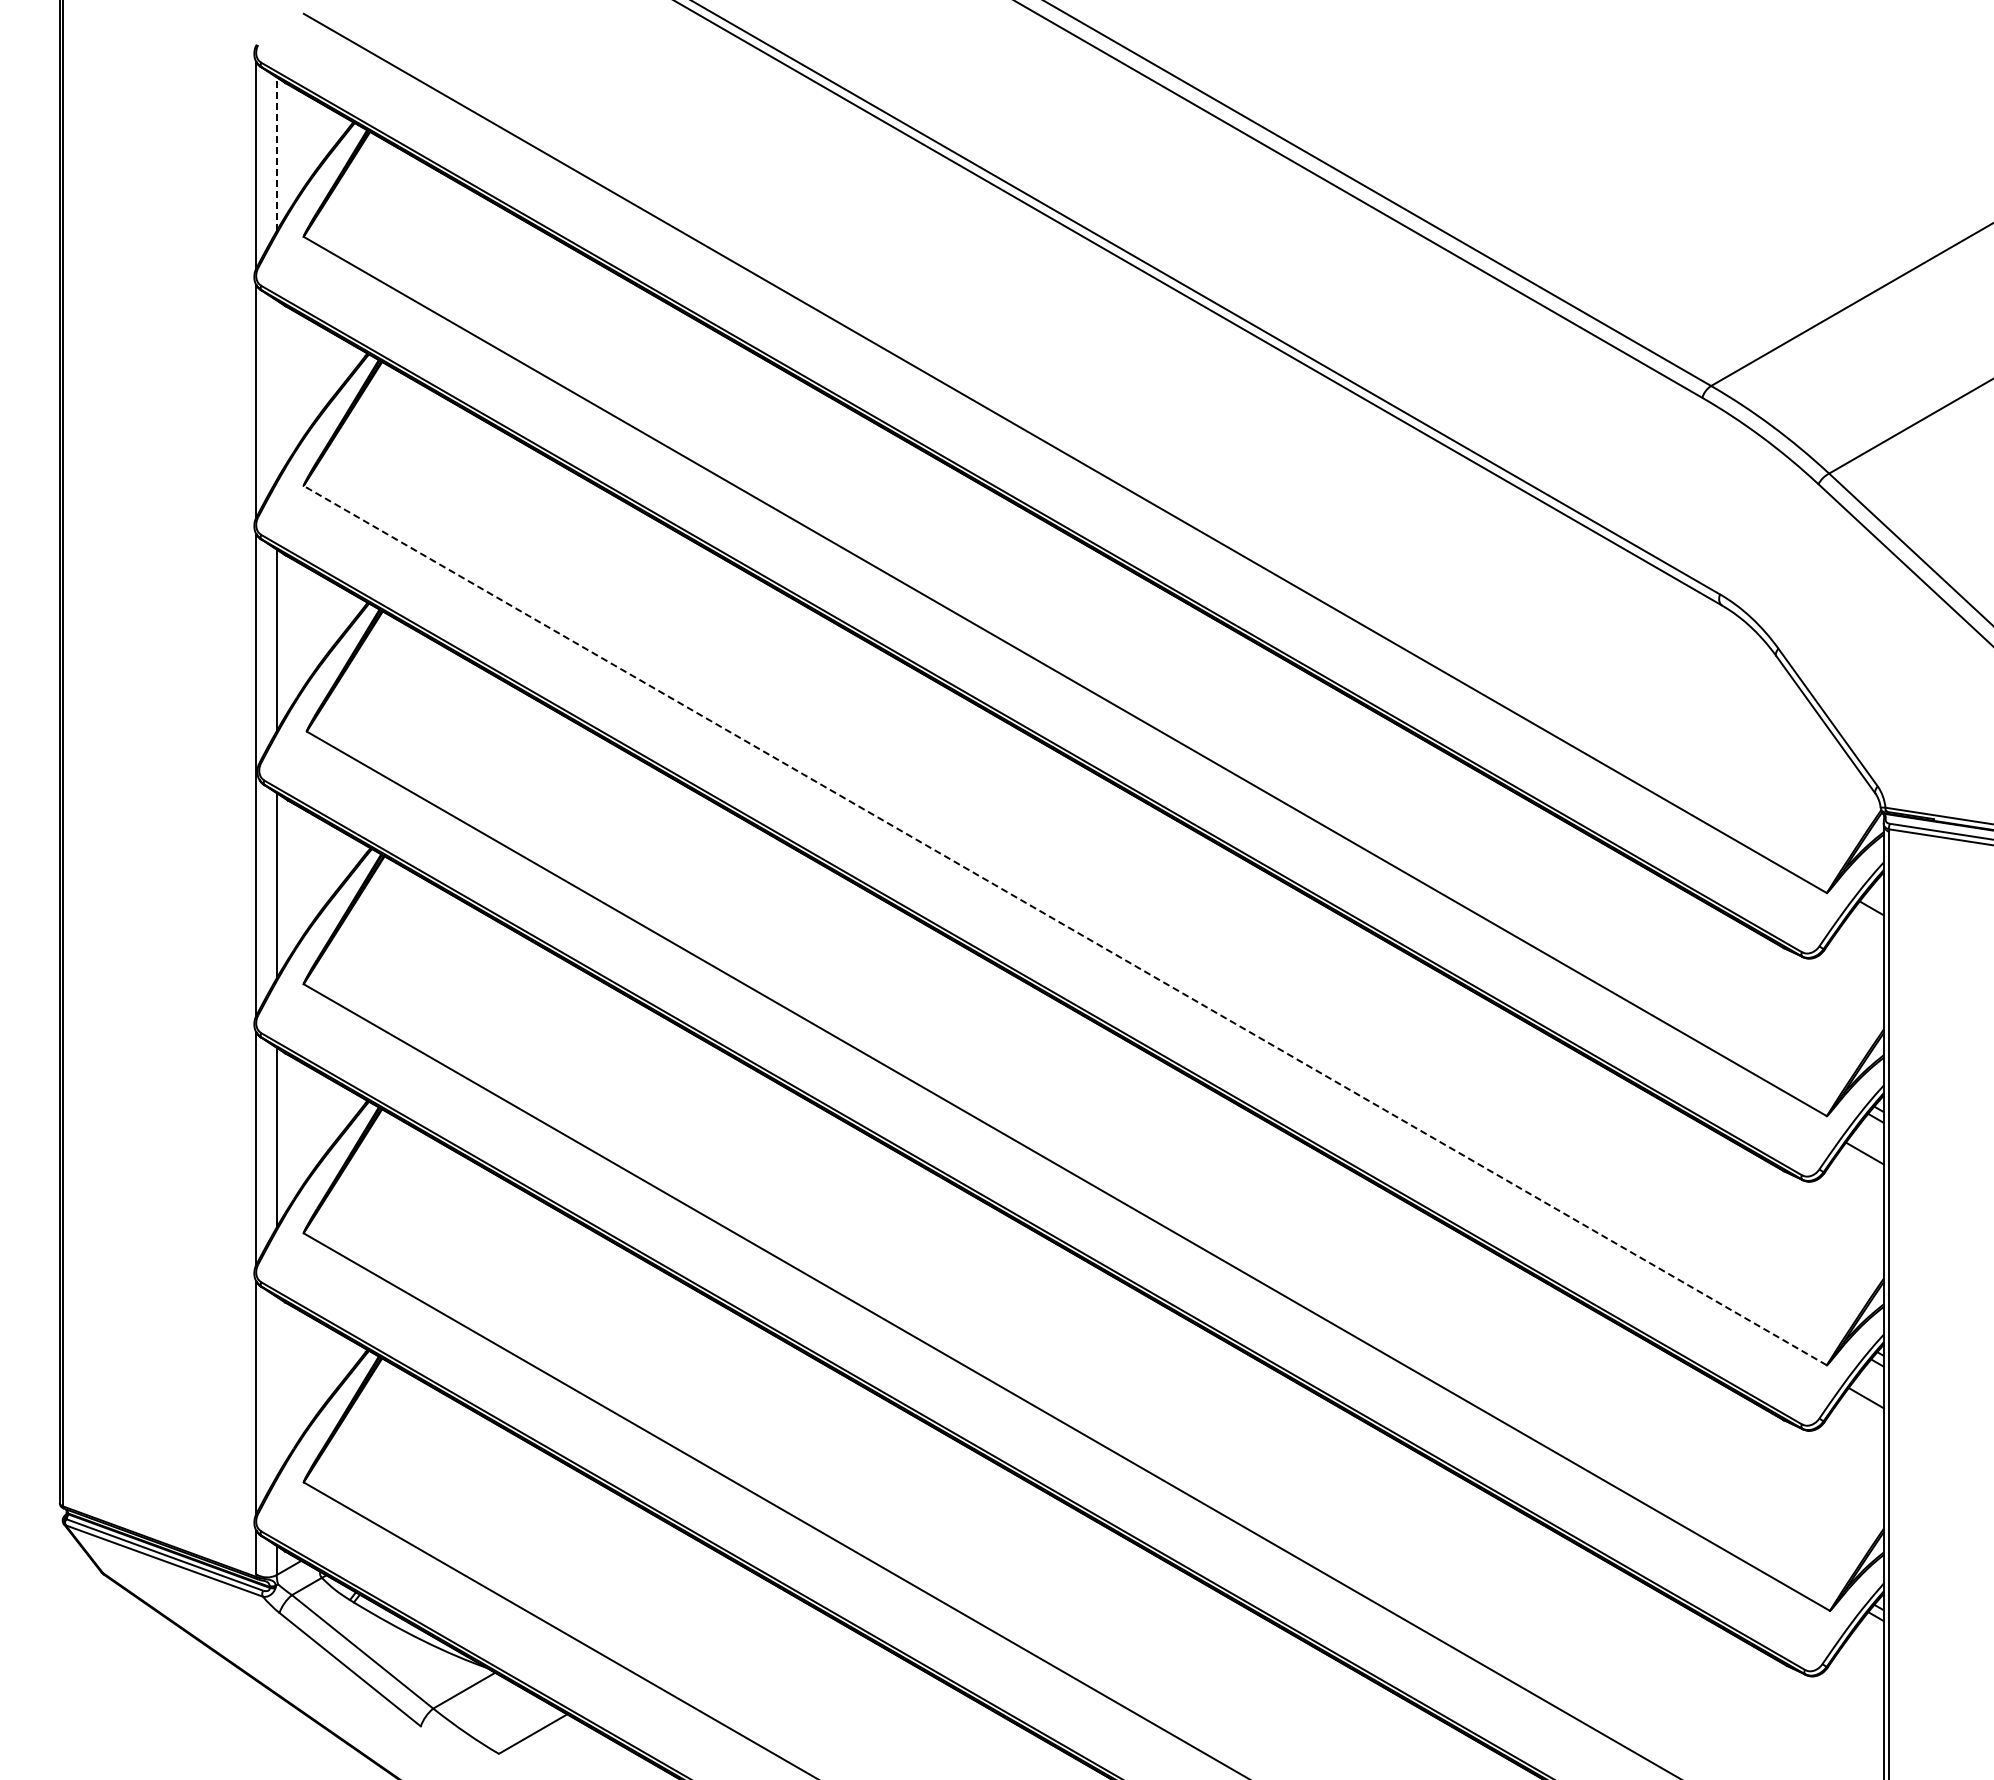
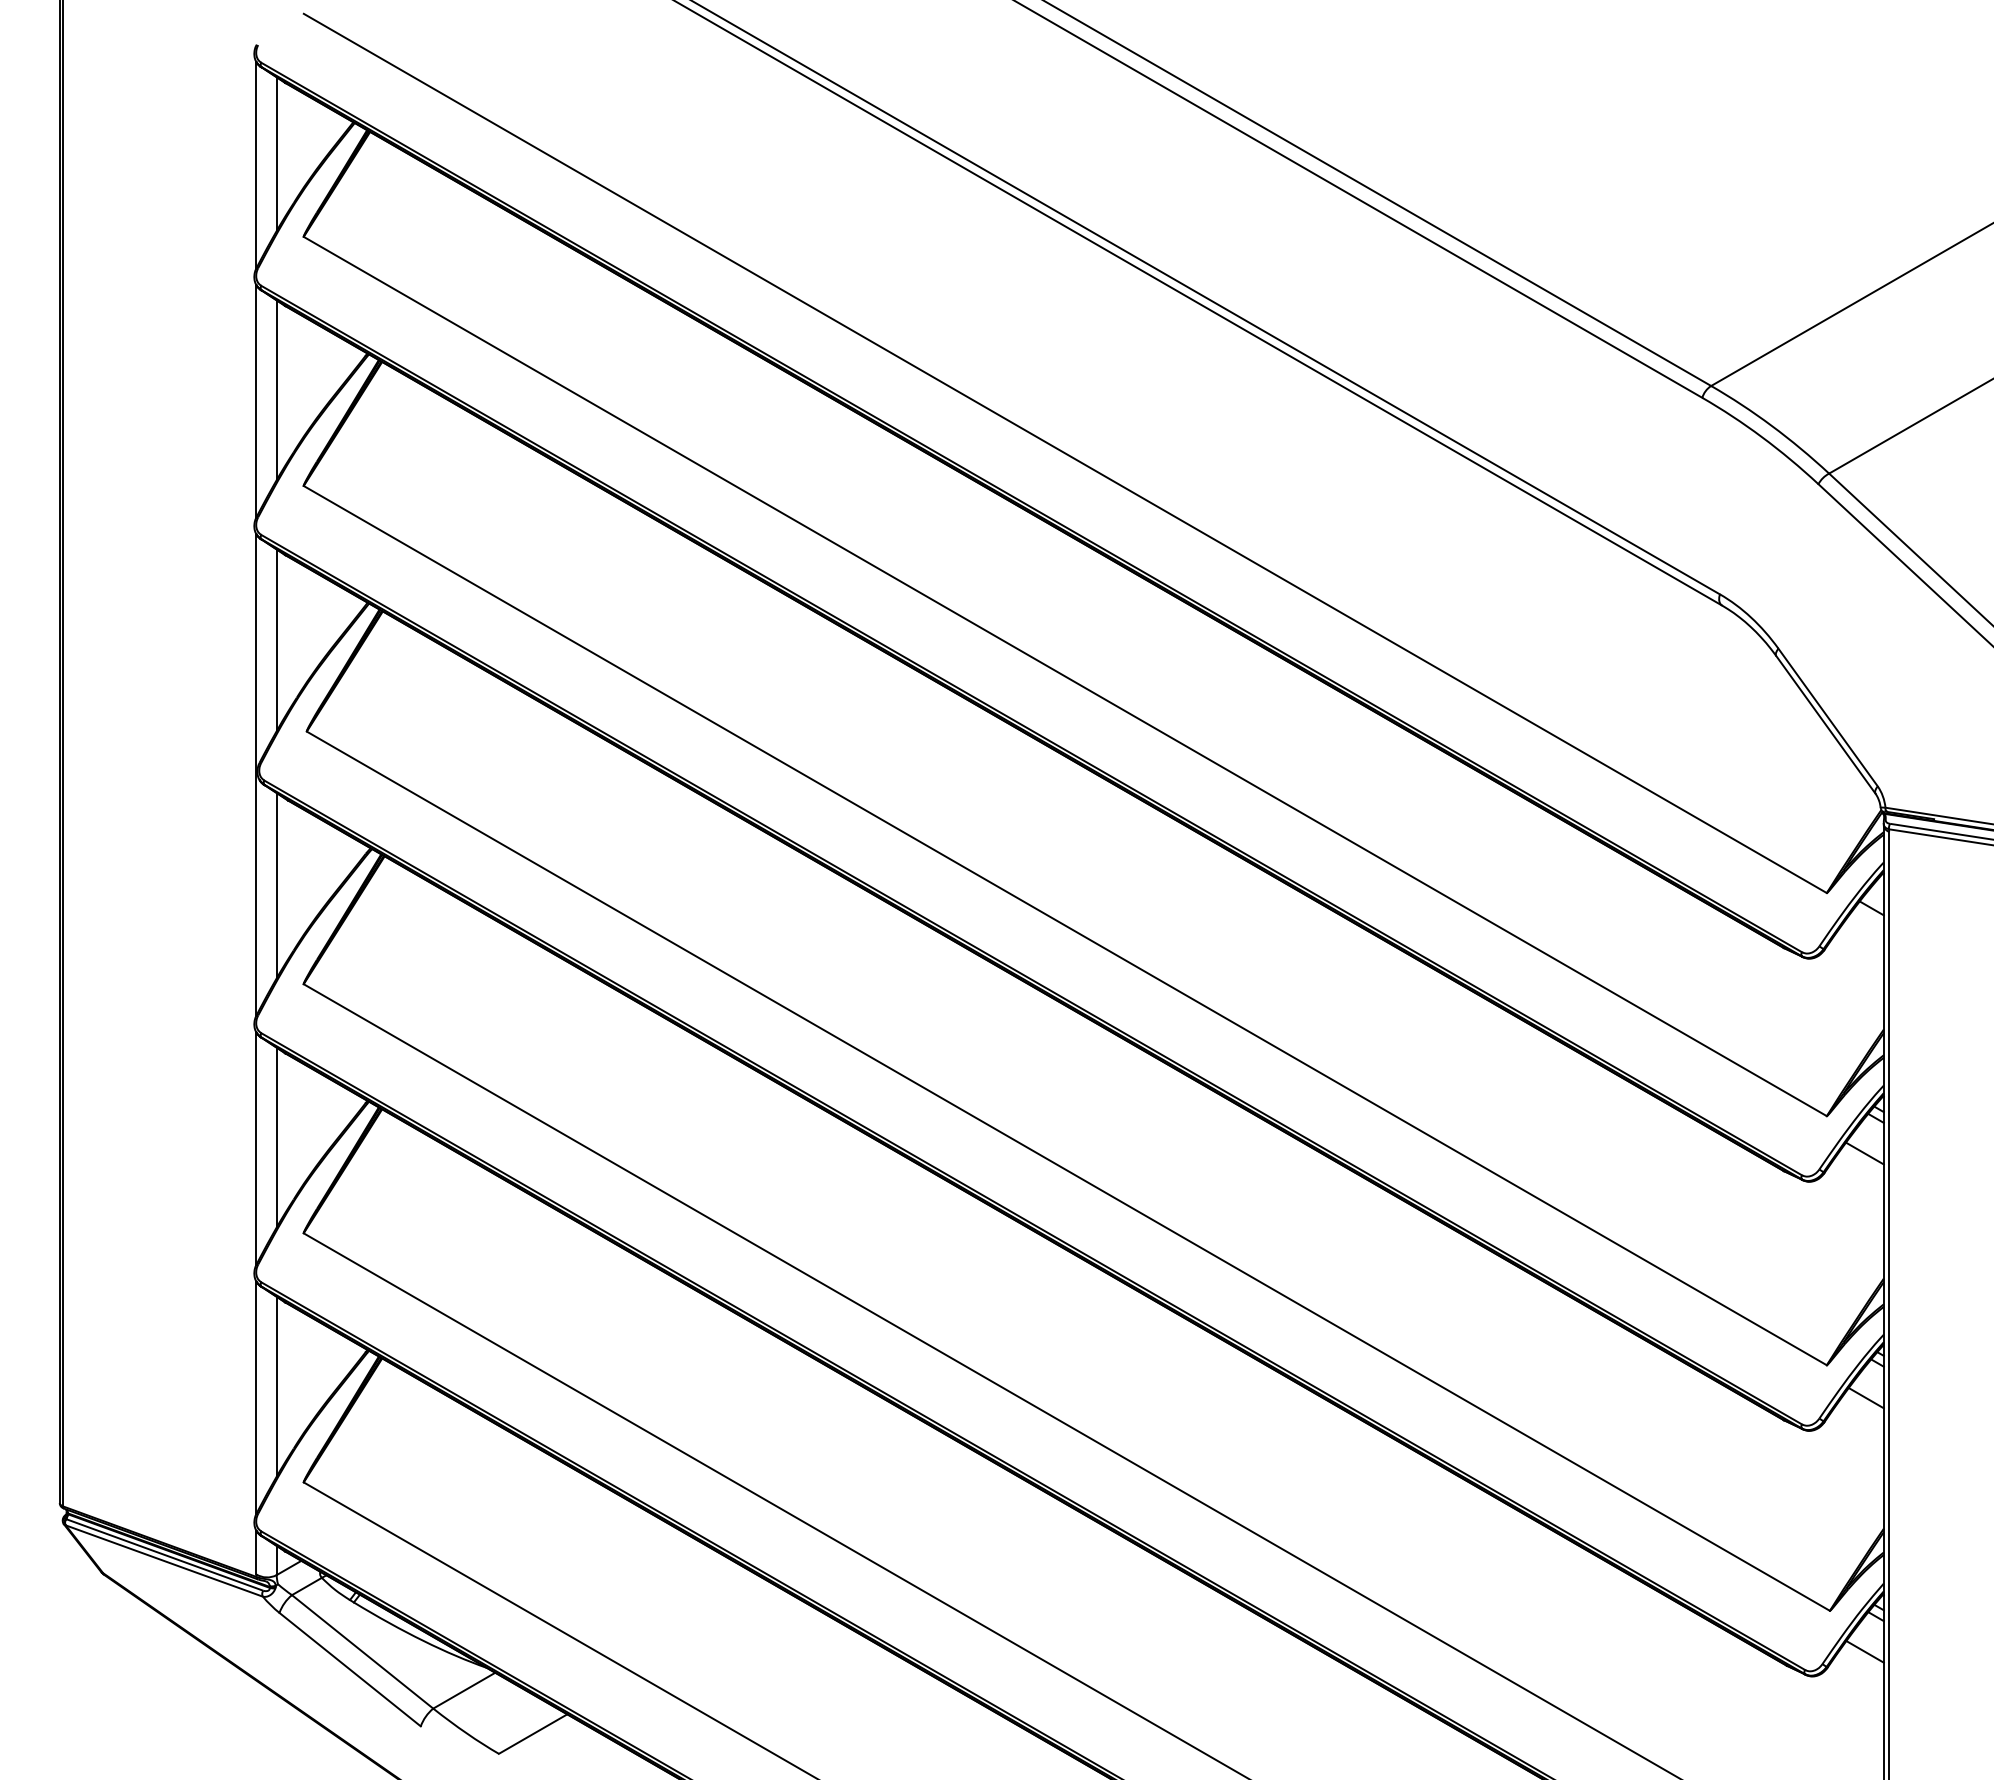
line: dashed -> solid (276, 154)
line: none -> present (276, 390)
line: dashed -> solid (1064, 925)
line: none -> present (276, 1386)
line: none -> present (1864, 1651)
